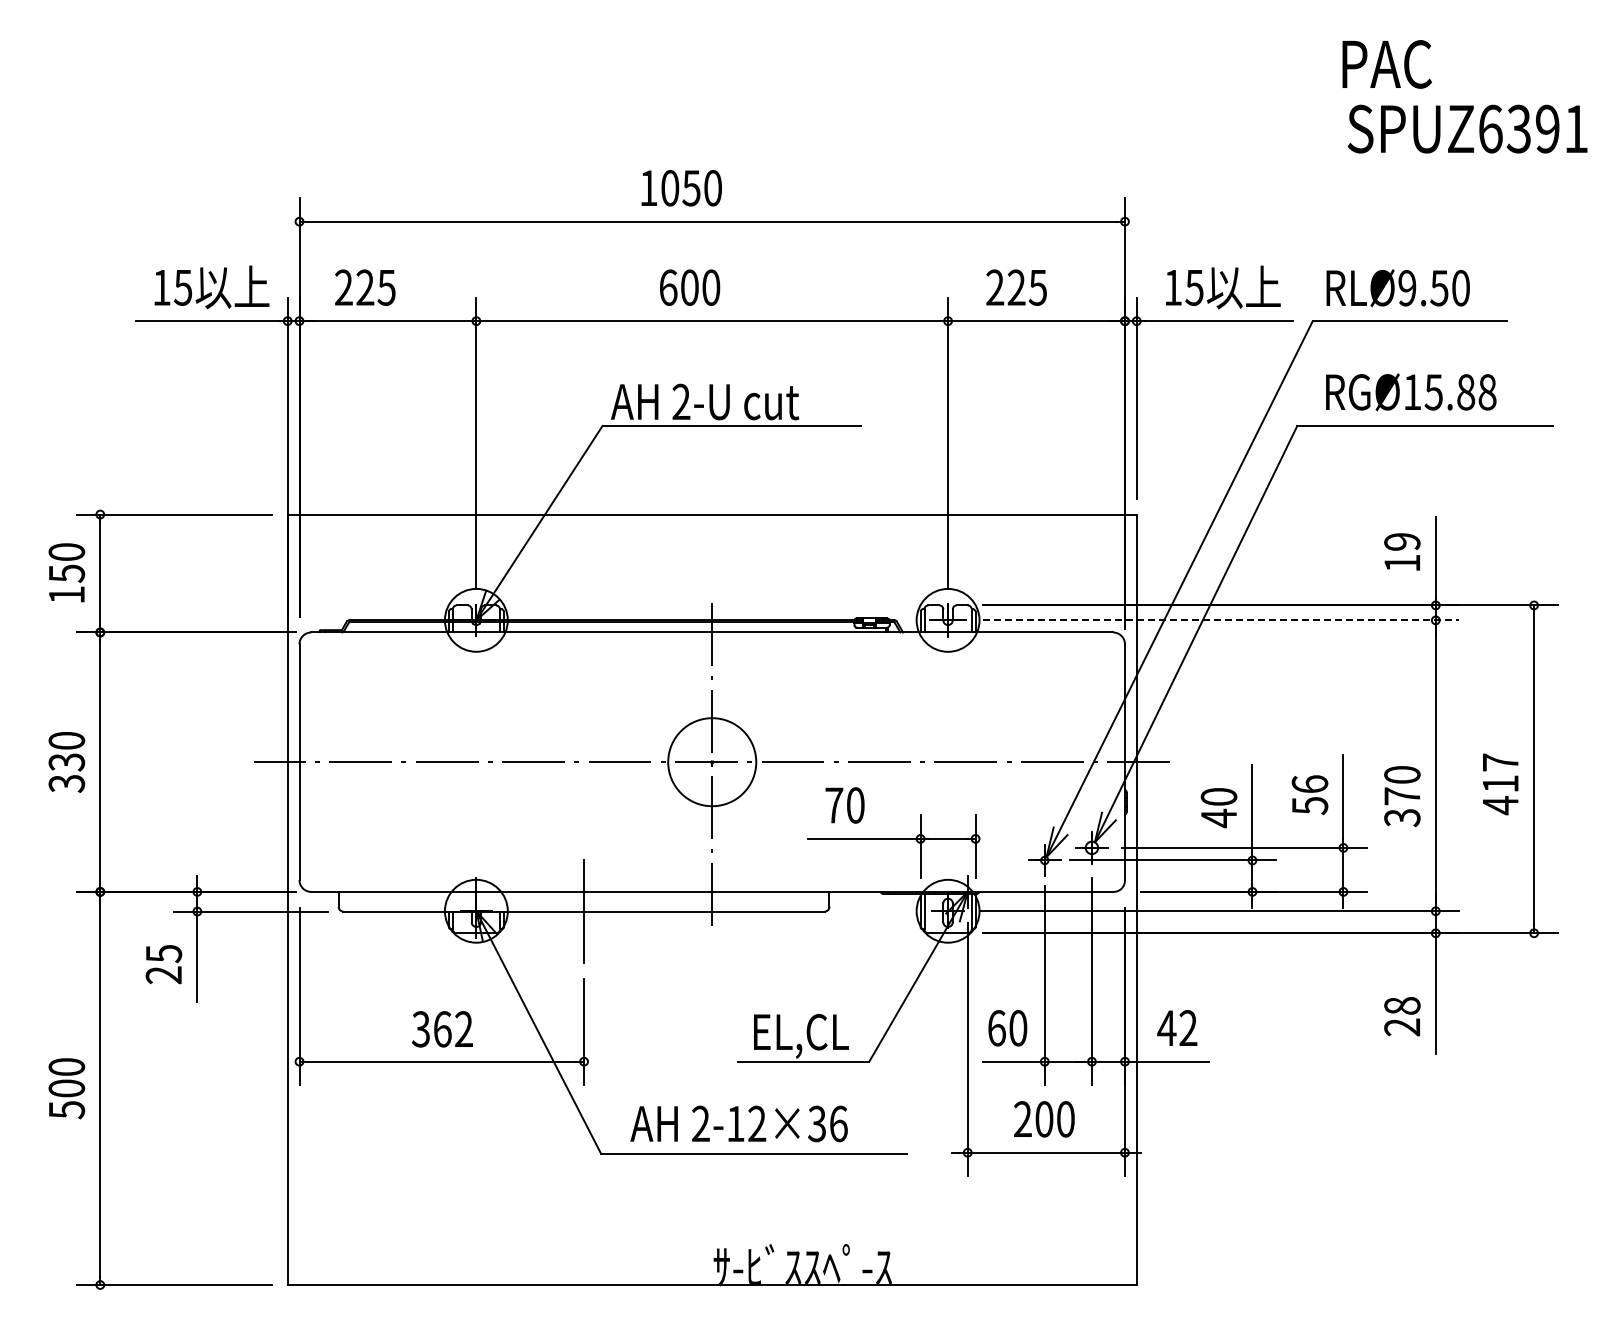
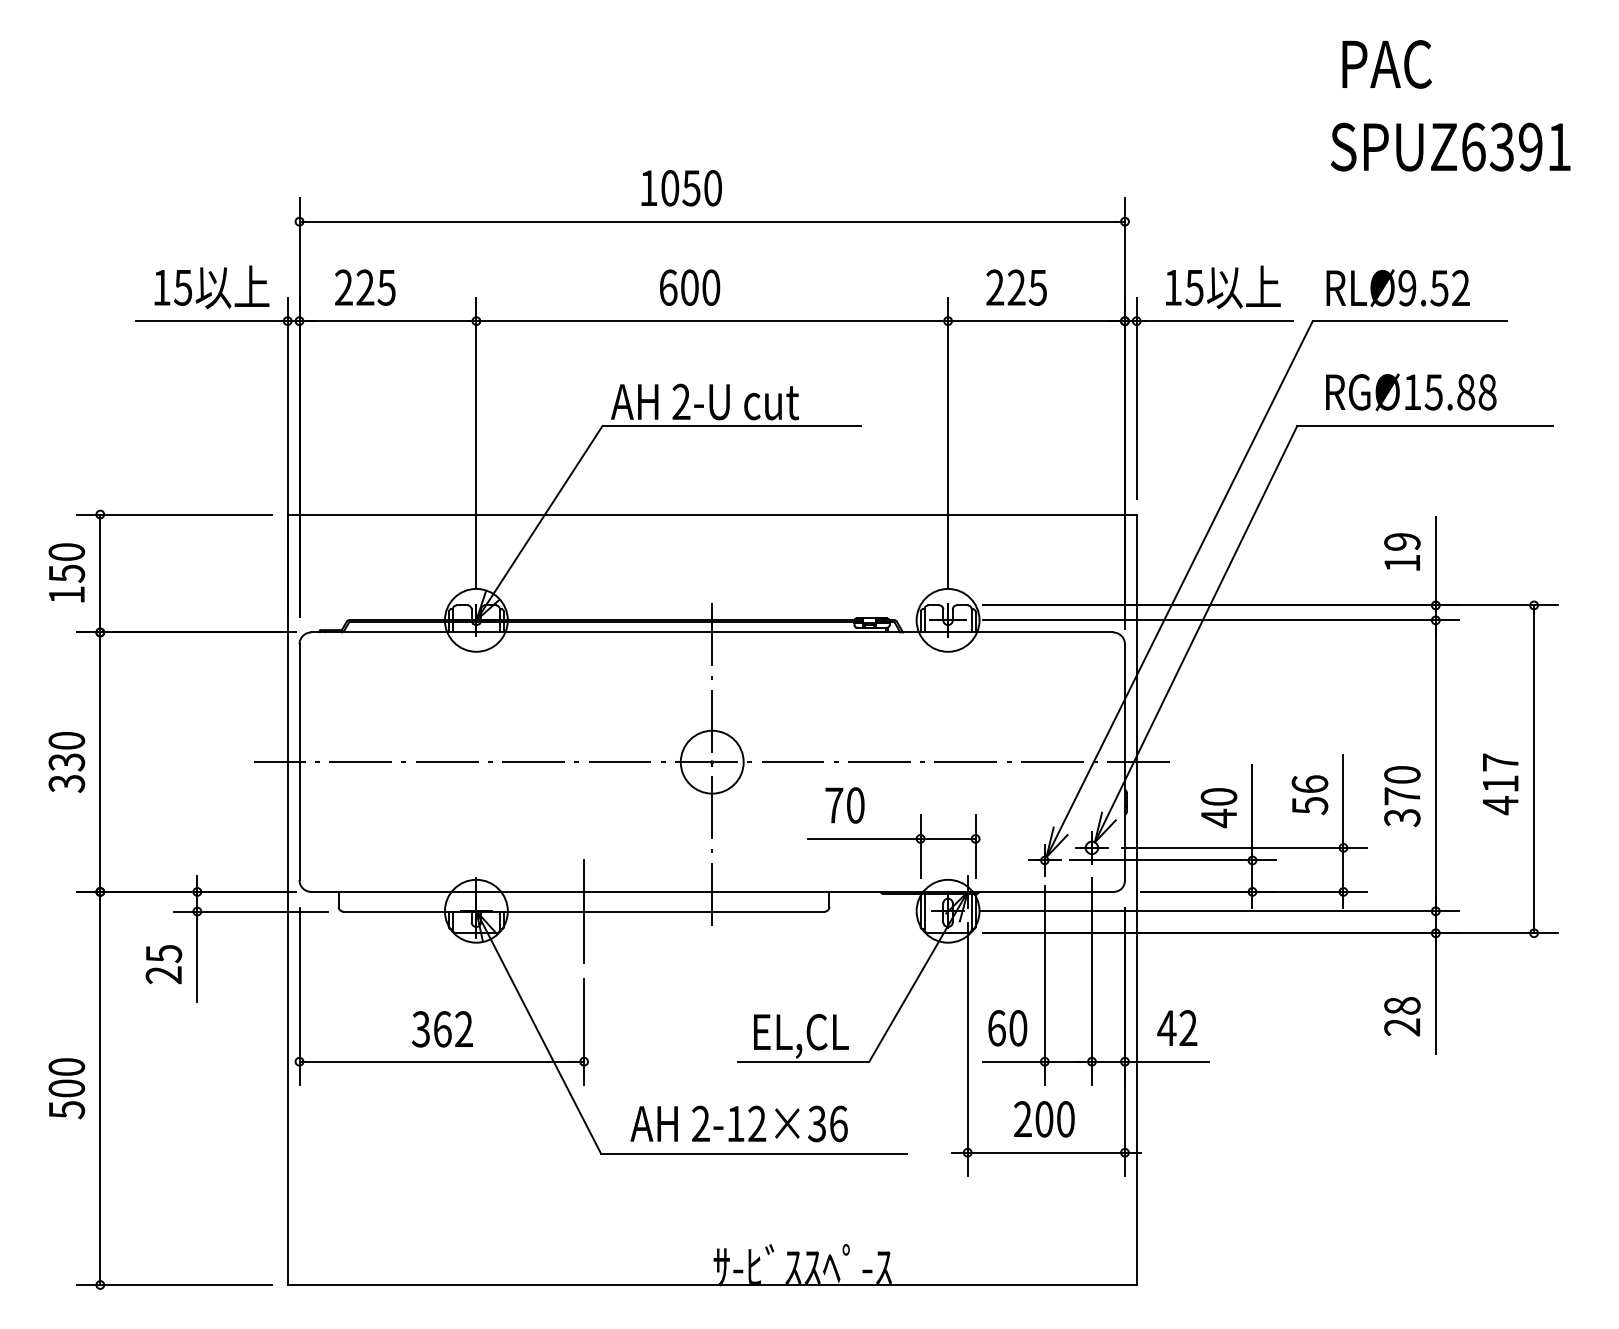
text position: (1467, 128) -> (1450, 146) (1450, 146)
text: RLØ9.50 -> RLØ9.52 (1460, 288)
line: dashed -> solid (1221, 620)
circle diameter: 88 px -> 63 px (711, 761)
